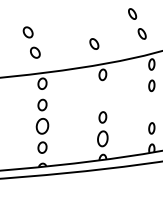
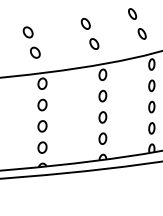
part: none -> present (85, 23)
part: none -> present (102, 95)
part: none -> present (151, 106)
part size: 15x17 px -> 11x13 px (42, 126)
part size: 12x18 px -> 10x13 px (102, 138)
